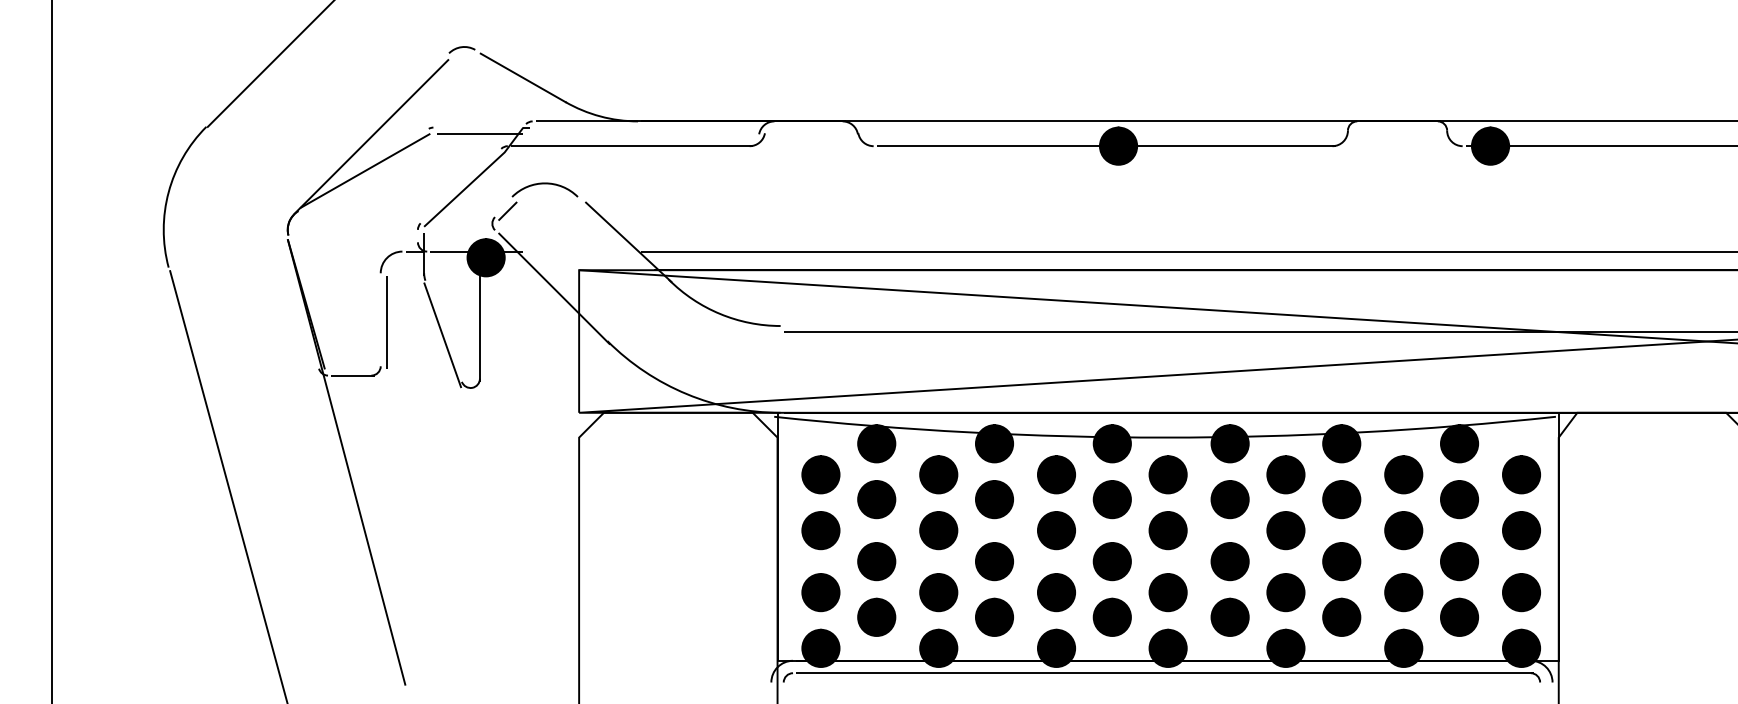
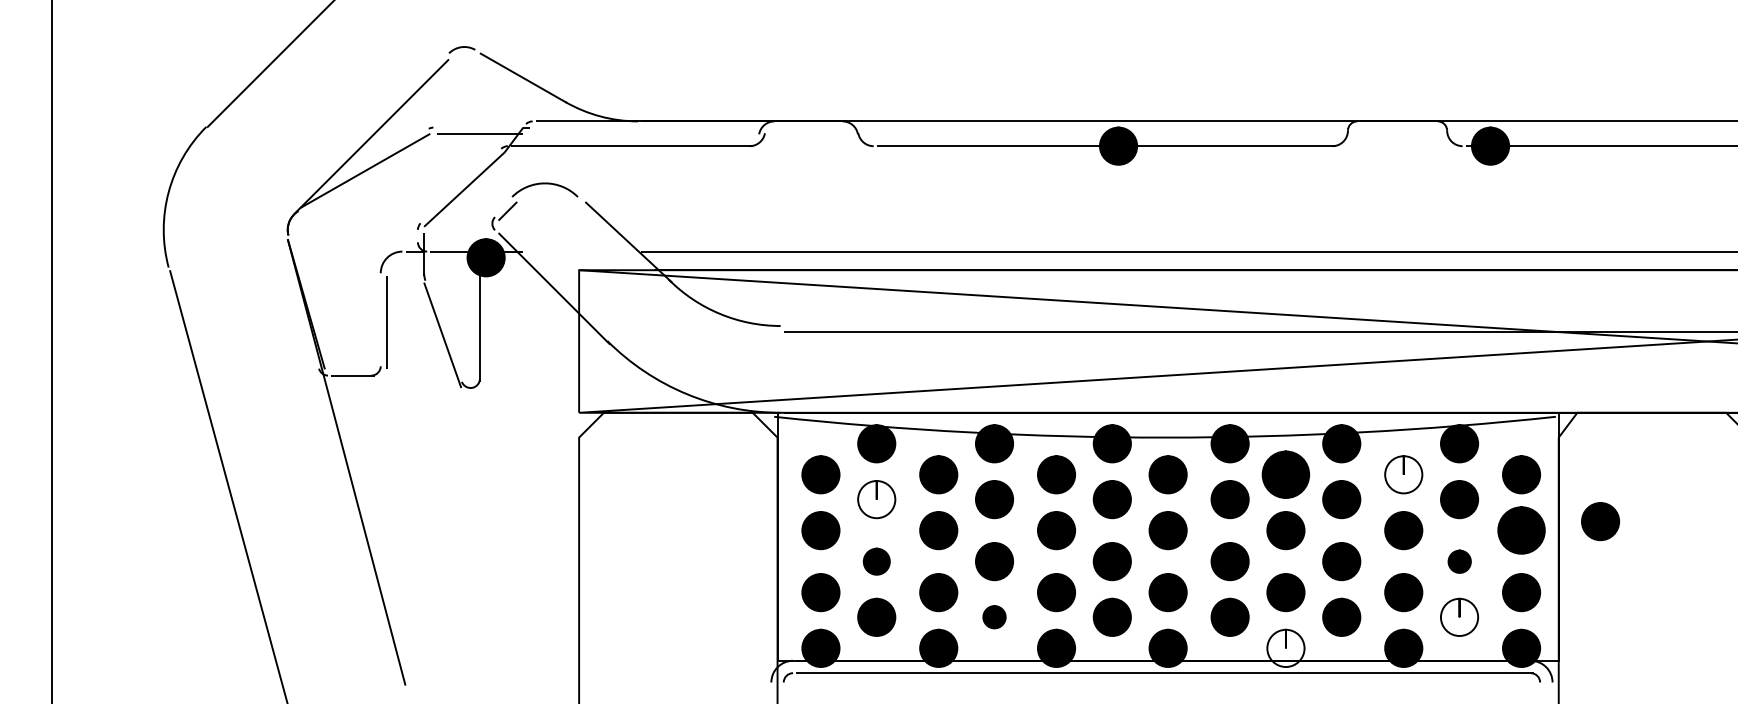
part size: 40x40 px -> 50x49 px (1285, 474)
fill: present -> none (1403, 474)
fill: present -> none (876, 499)
part: none -> present (1600, 521)
part size: 39x40 px -> 49x49 px (1521, 530)
part size: 40x40 px -> 29x29 px (876, 561)
part size: 40x40 px -> 25x25 px (1459, 561)
part size: 39x40 px -> 25x25 px (994, 617)
fill: present -> none (1459, 617)
fill: present -> none (1285, 648)
